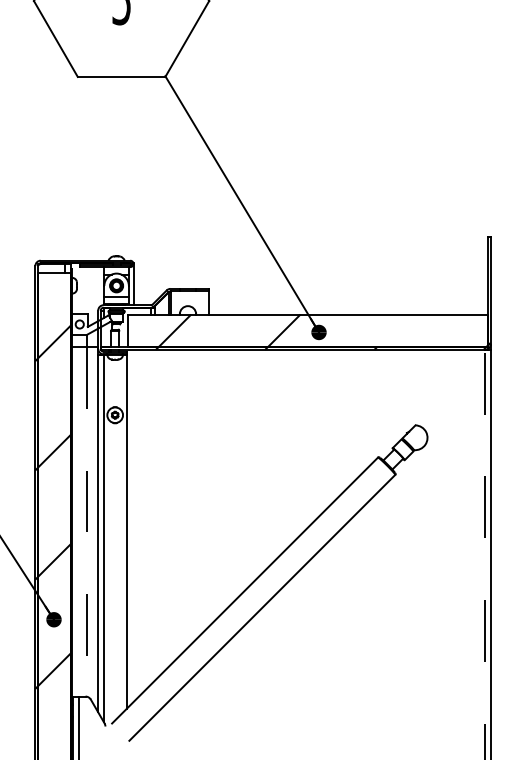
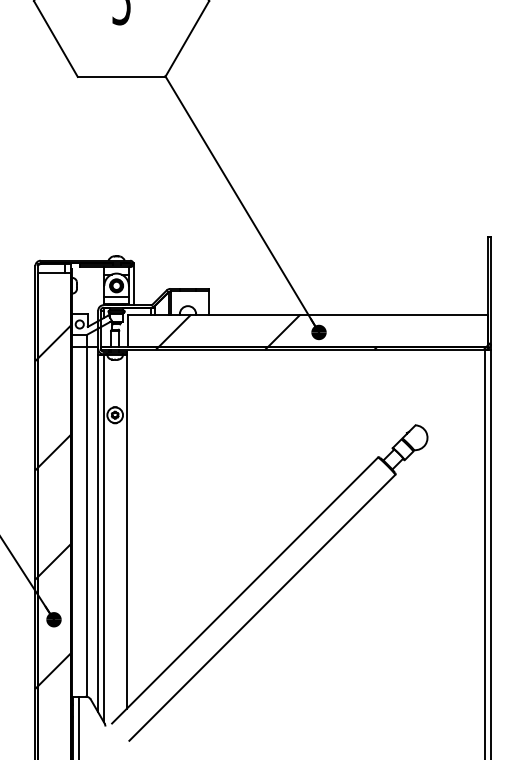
line: dashed -> solid (87, 521)
line: dashed -> solid (485, 554)
